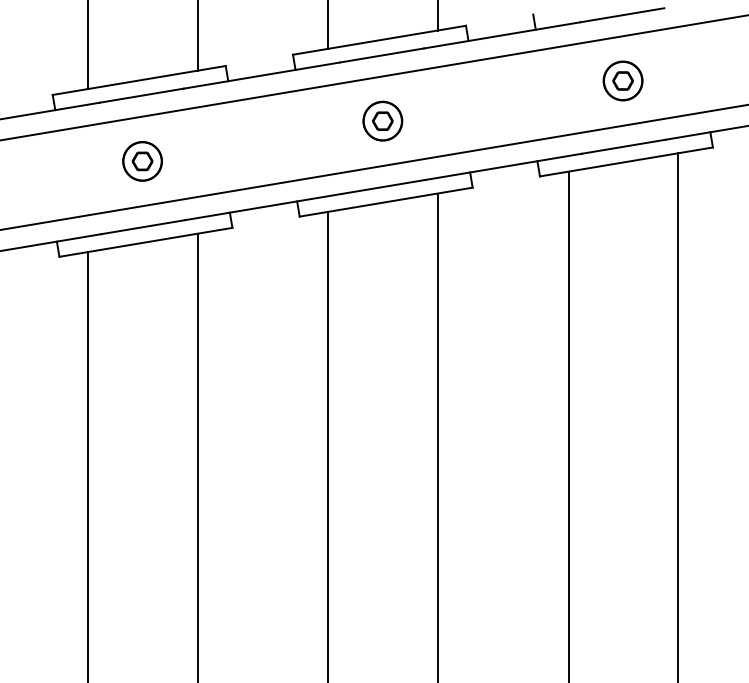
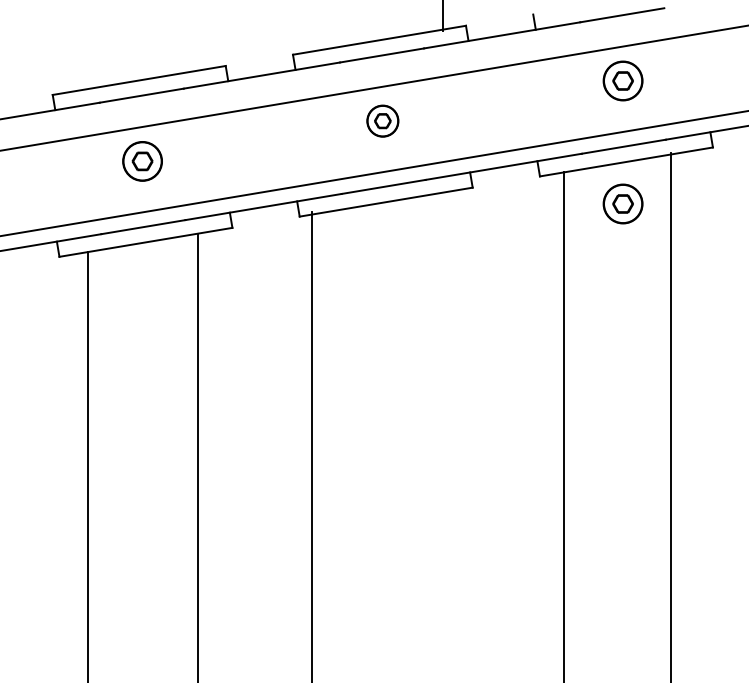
line position: (437, 16) -> (442, 16) (442, 16)
line: present -> none (328, 25)
line: present -> none (197, 36)
line: present -> none (88, 45)
line position: (373, 77) -> (373, 88) (373, 88)
part size: 42x42 px -> 34x34 px (382, 120)
line position: (373, 167) -> (373, 173) (373, 173)
part: none -> present (622, 203)
line position: (678, 416) -> (671, 416) (671, 416)
line position: (568, 425) -> (563, 425) (563, 425)
line: present -> none (437, 436)
line position: (328, 445) -> (312, 445) (312, 445)
